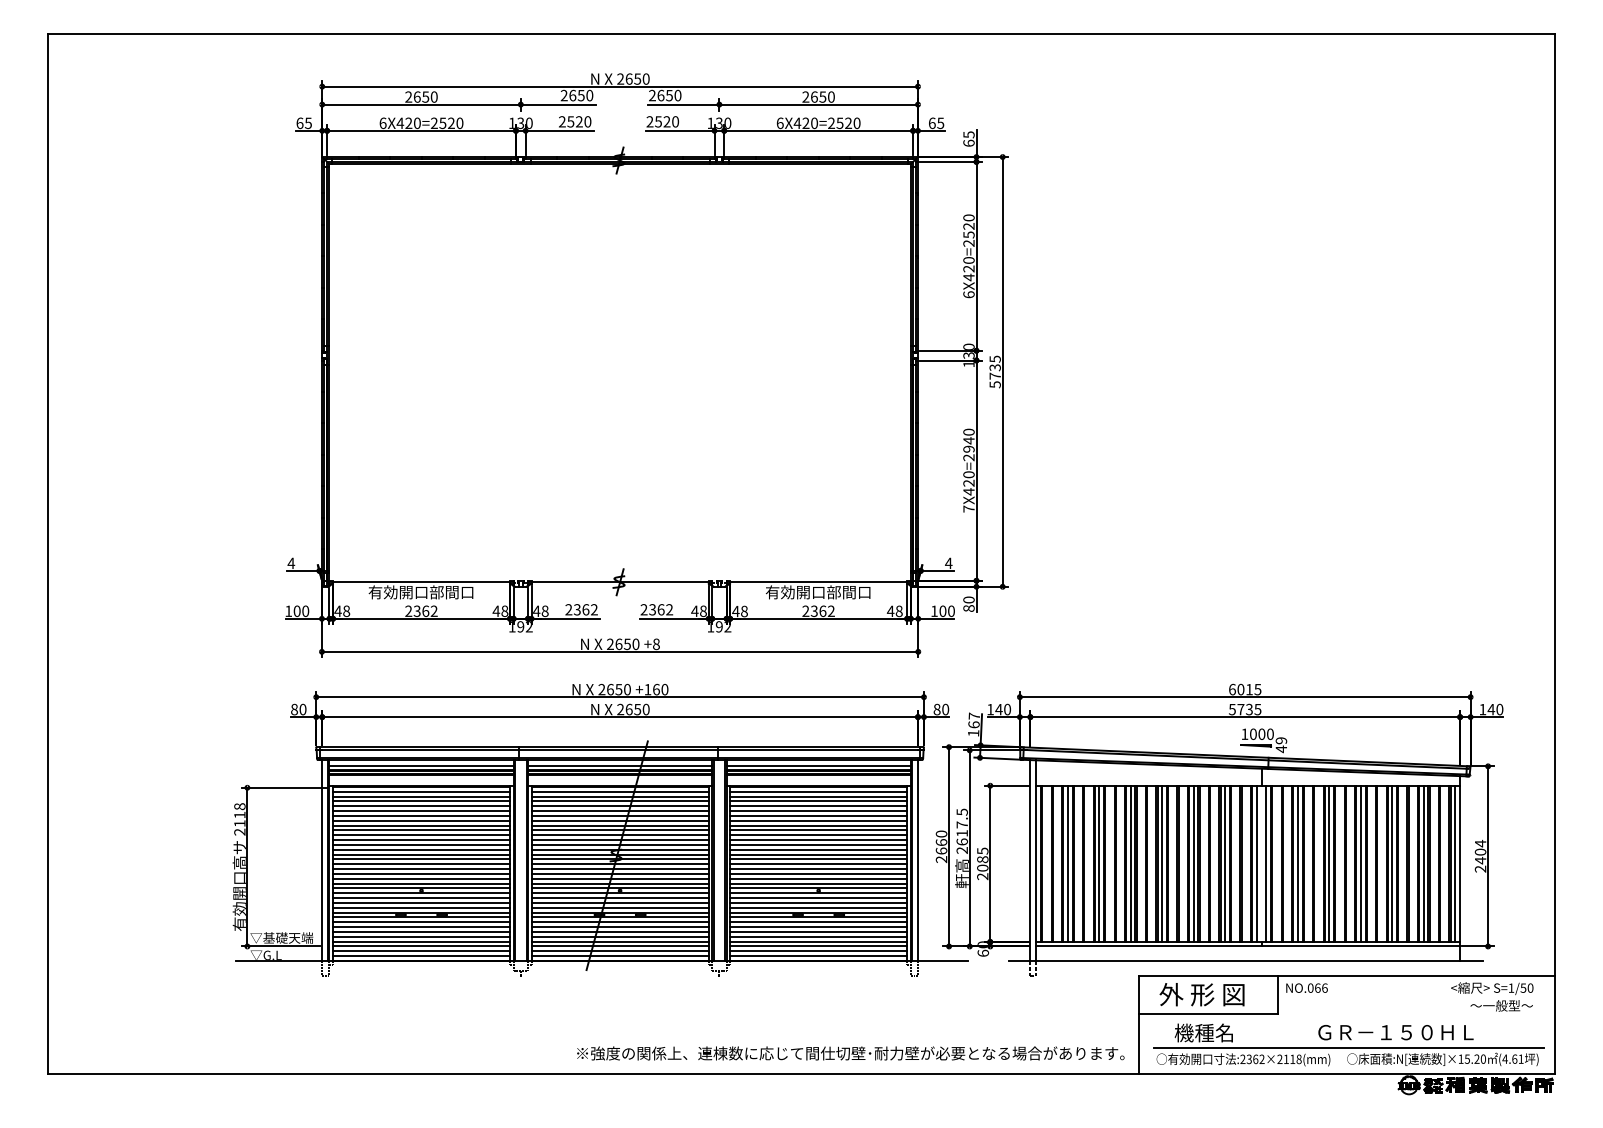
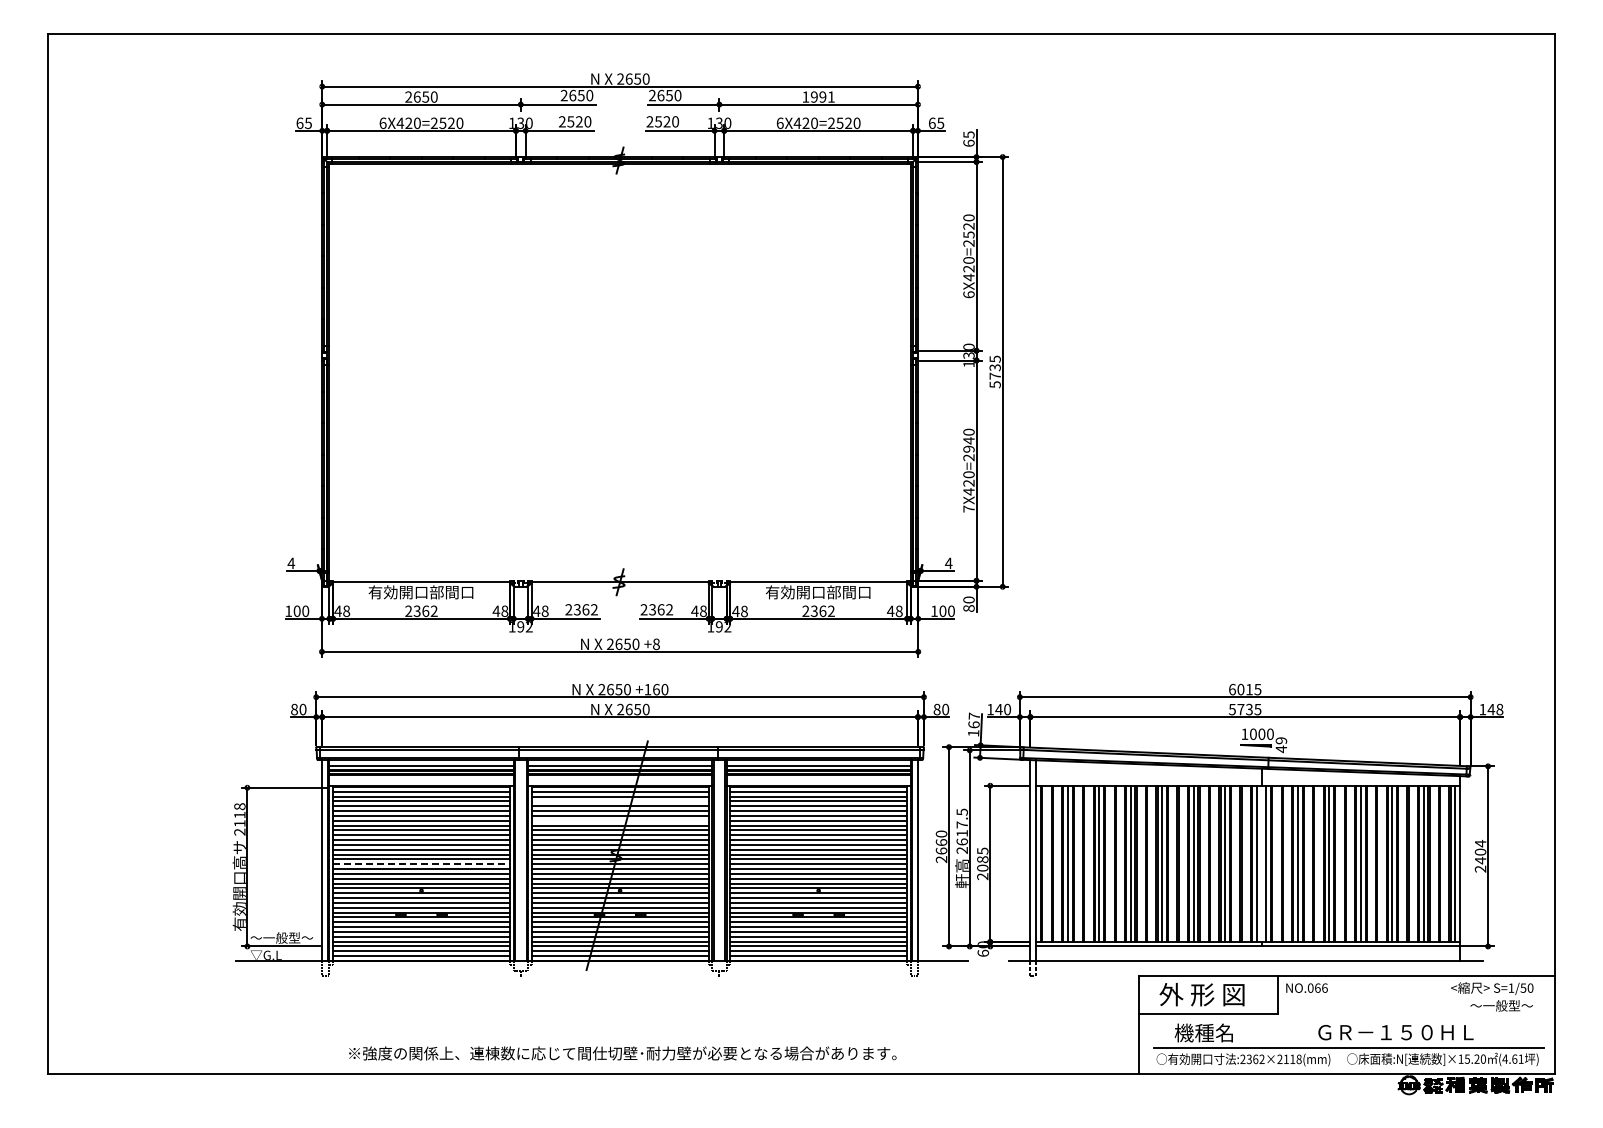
text: 2650 -> 1991 (818, 96)
text: 140 -> 148 (1499, 709)
line: present -> none (619, 801)
line: present -> none (619, 820)
line: solid -> dashed (421, 864)
text: ▽基礎天端 -> ～一般型～ (281, 937)
text position: (850, 1053) -> (622, 1053) (622, 1053)
